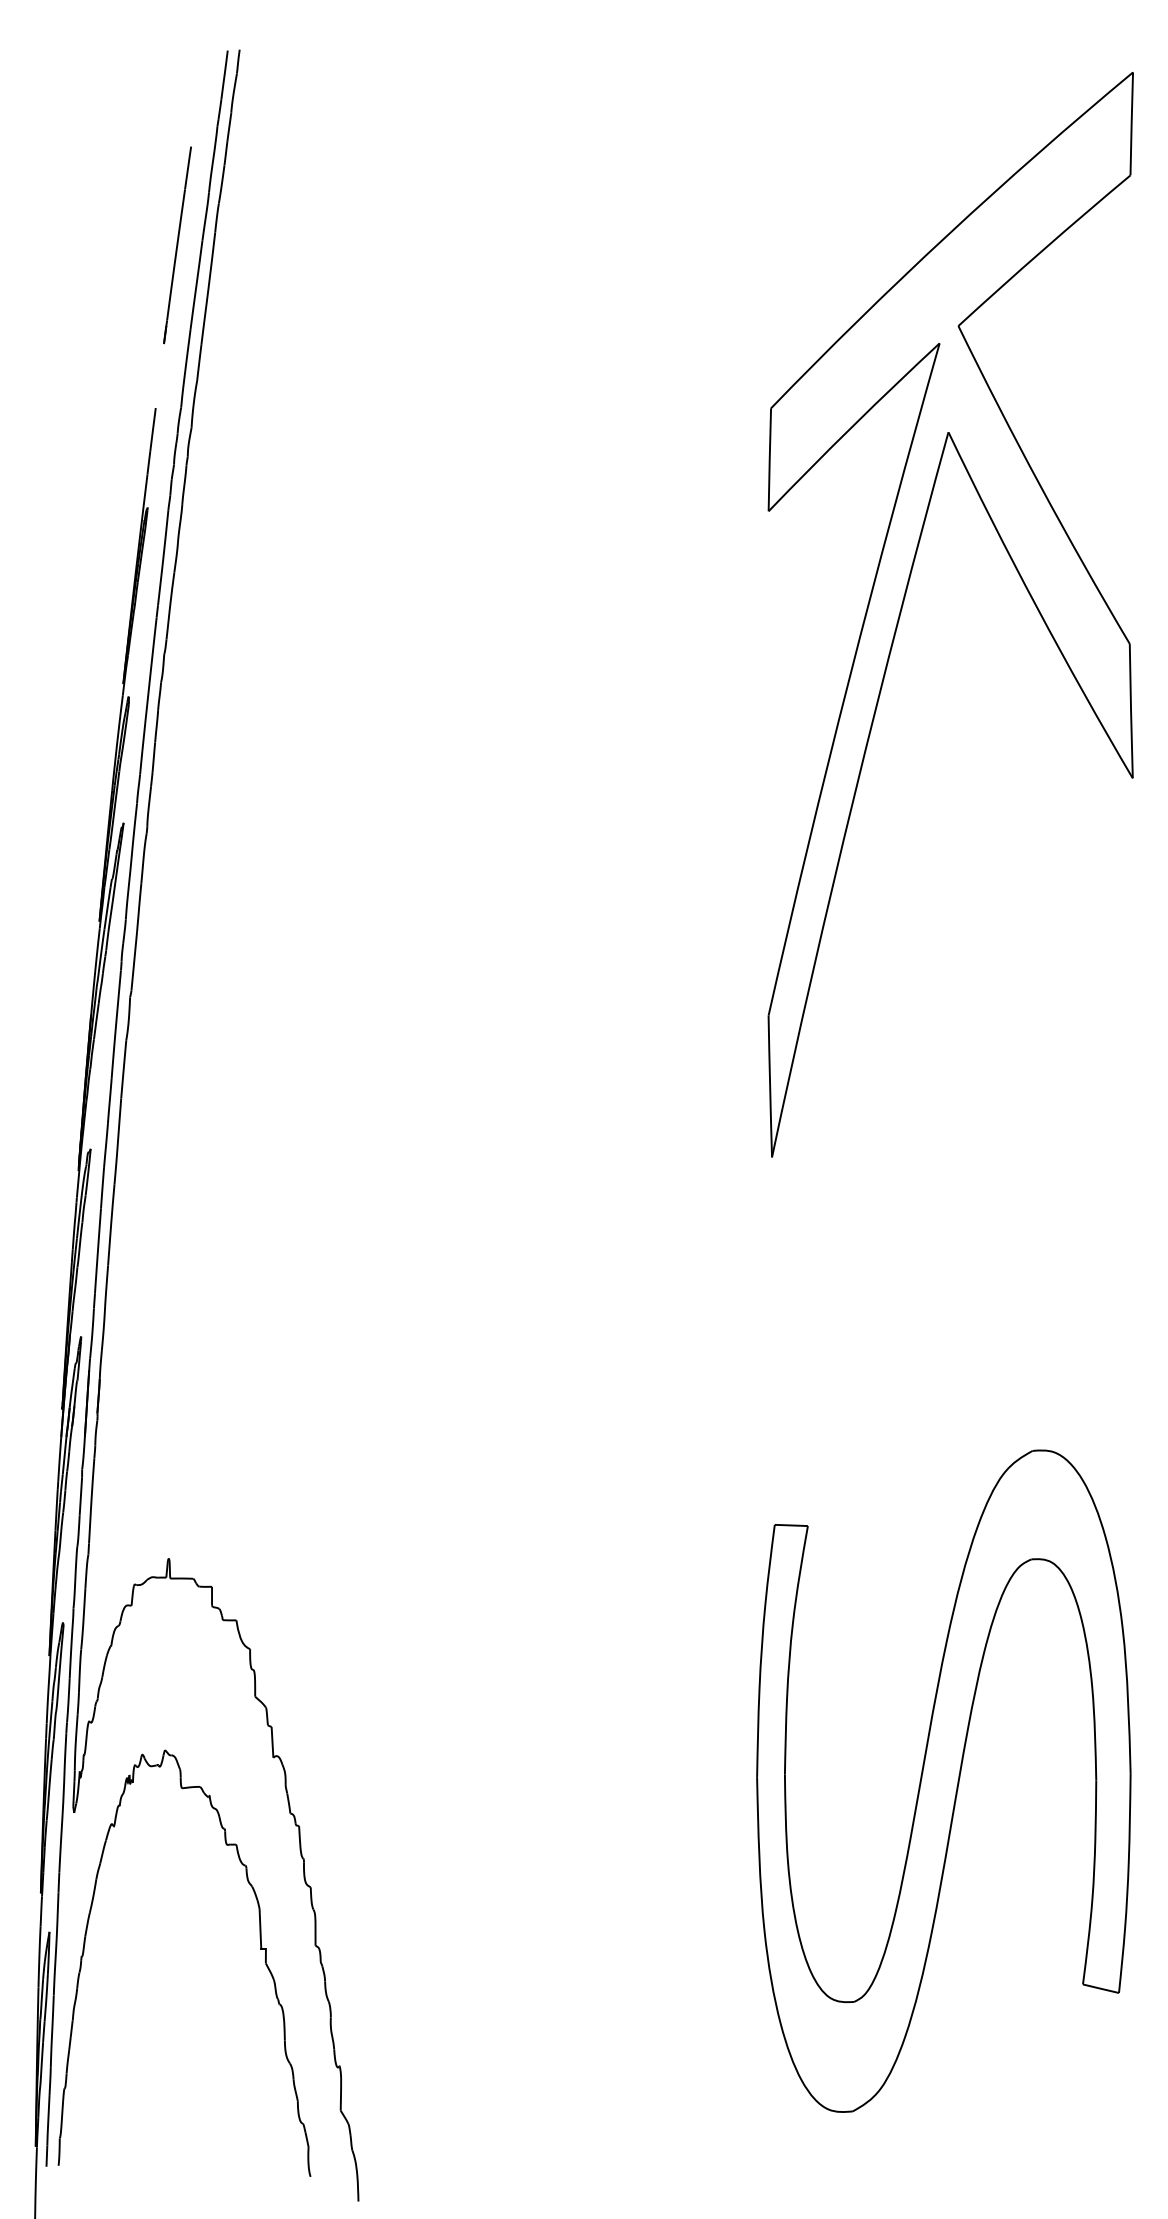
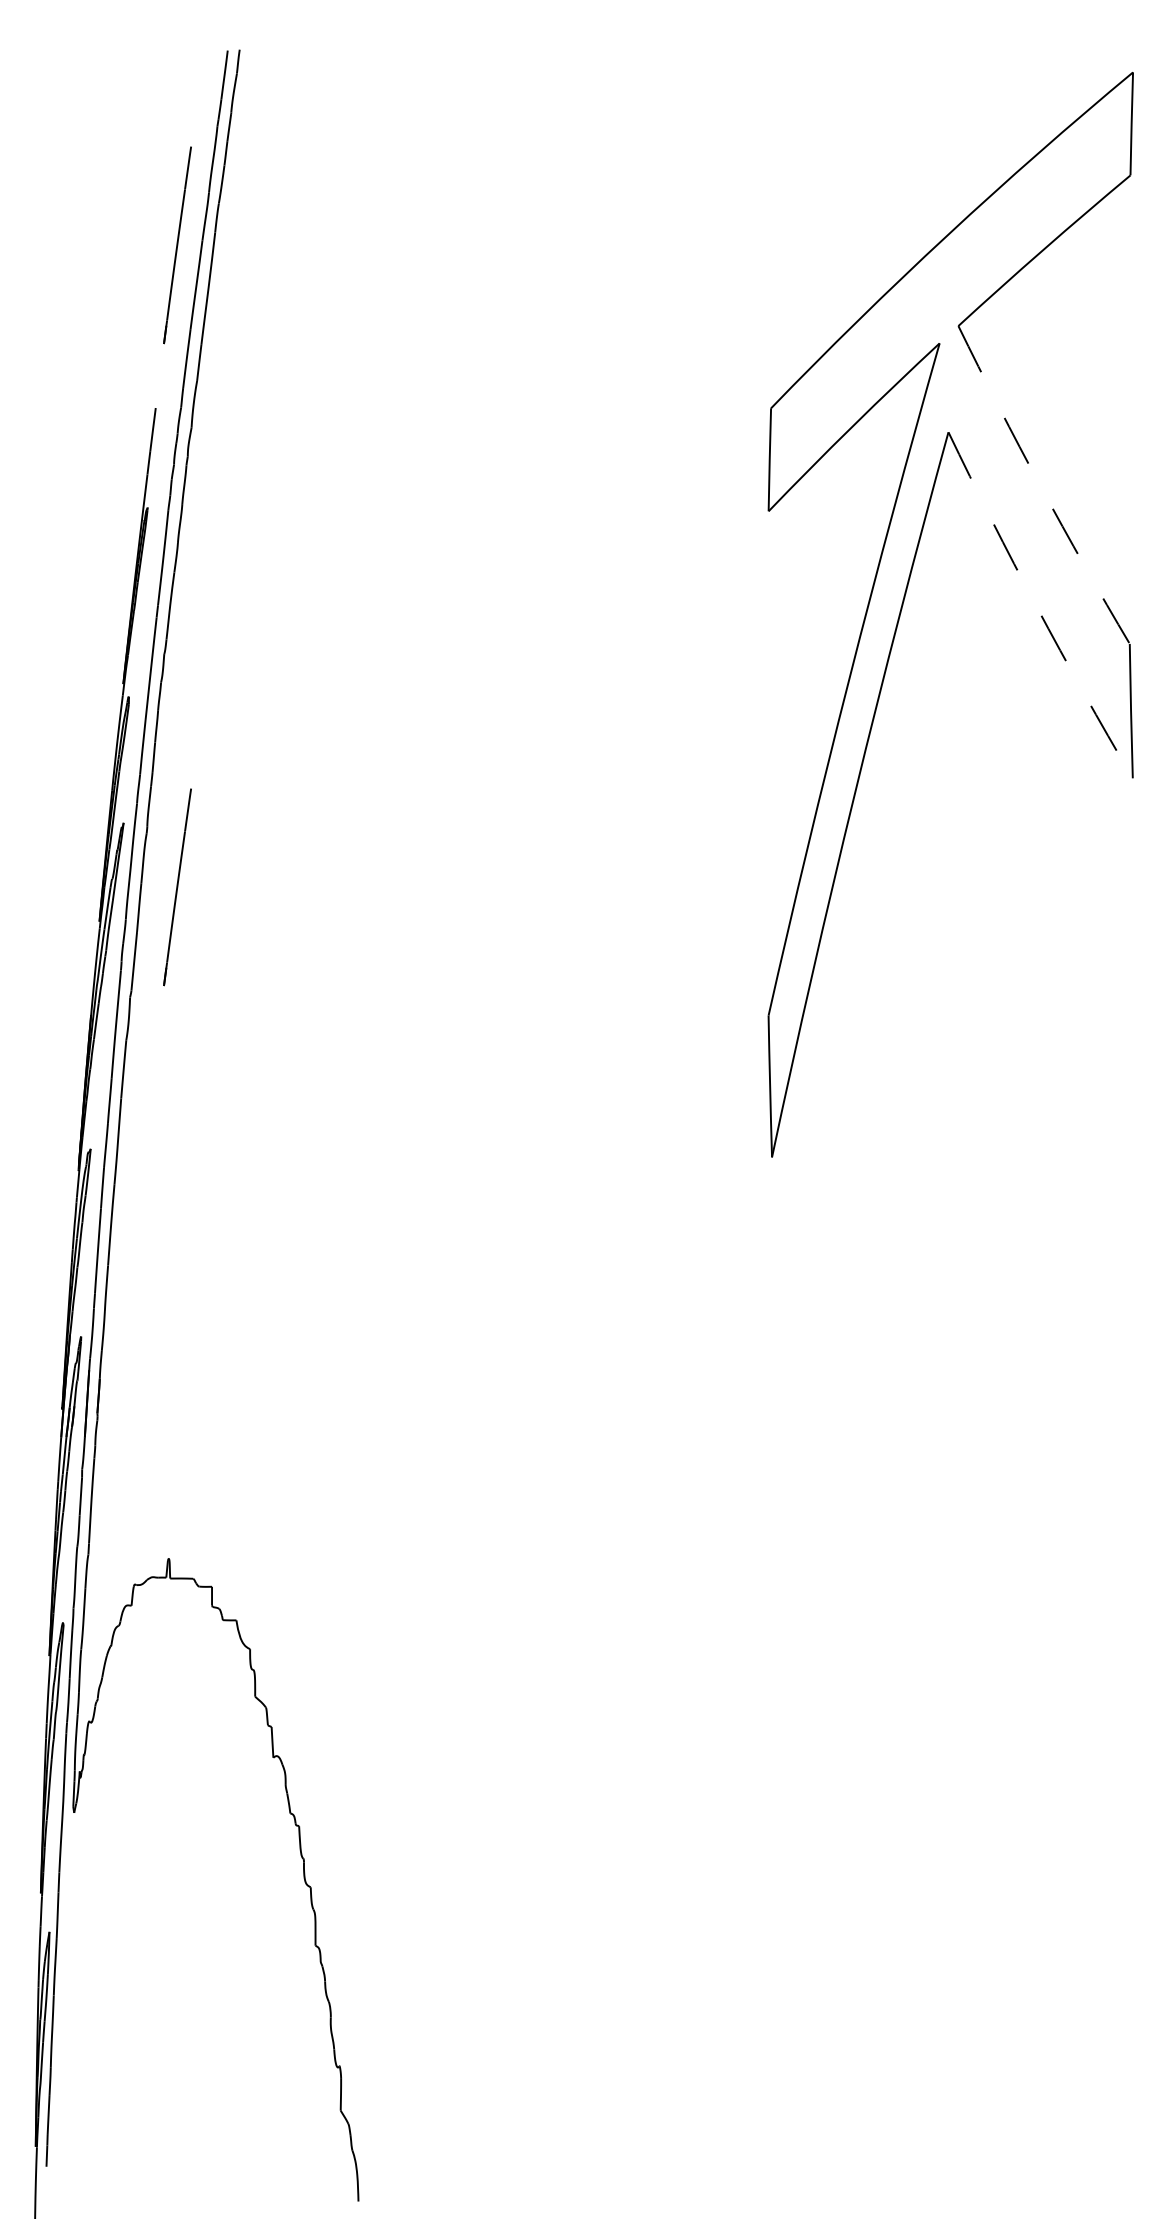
arc: solid -> dashed (1040, 486)
arc: solid -> dashed (1036, 607)
line: none -> present (177, 887)
part: present -> none (943, 1780)
part: present -> none (260, 1949)
